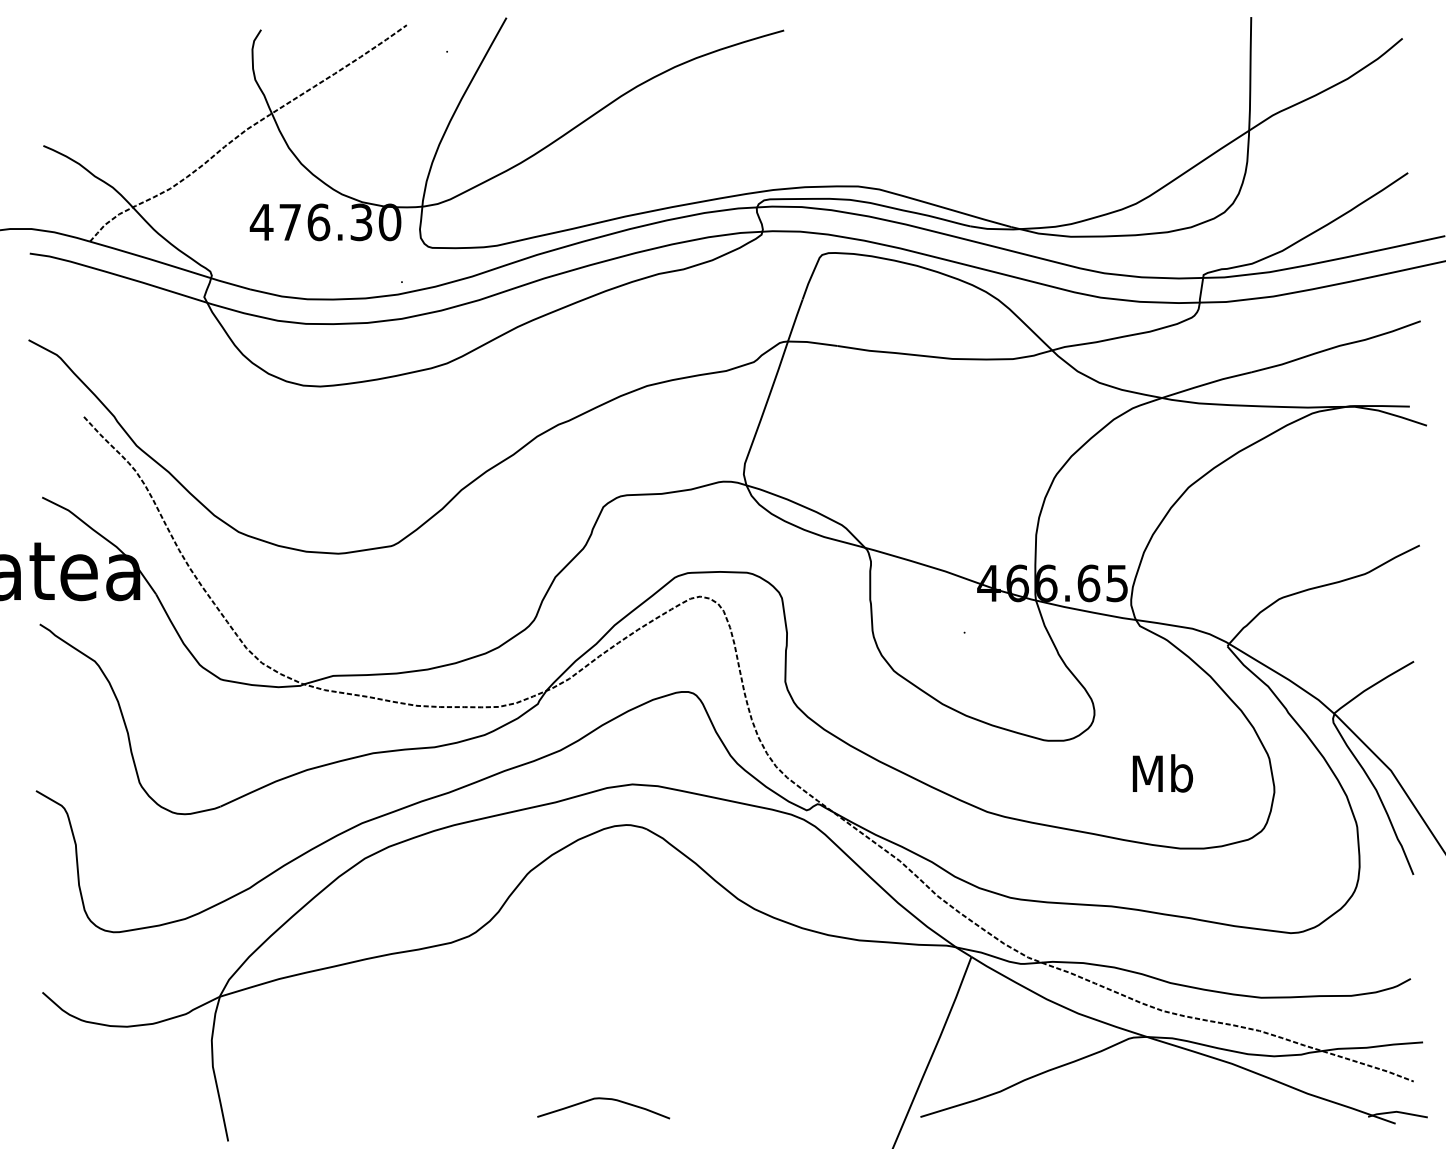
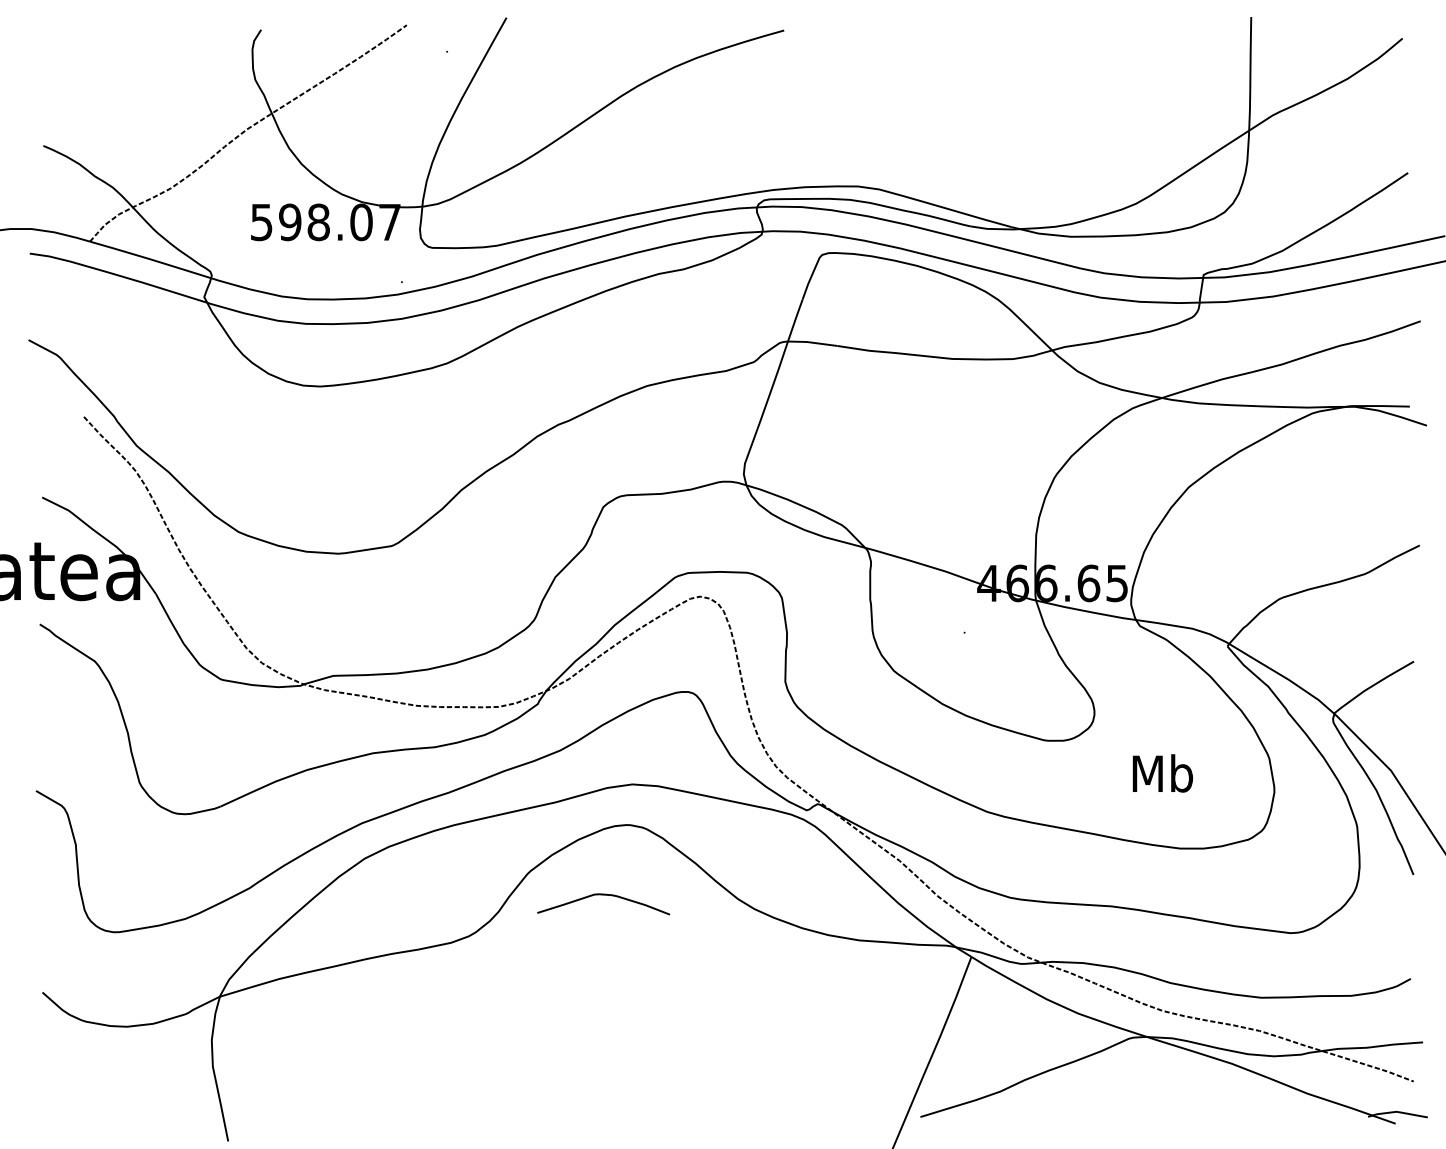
text: 476.30 -> 598.07 (325, 222)
curve position: (603, 1099) -> (603, 895) (603, 895)
